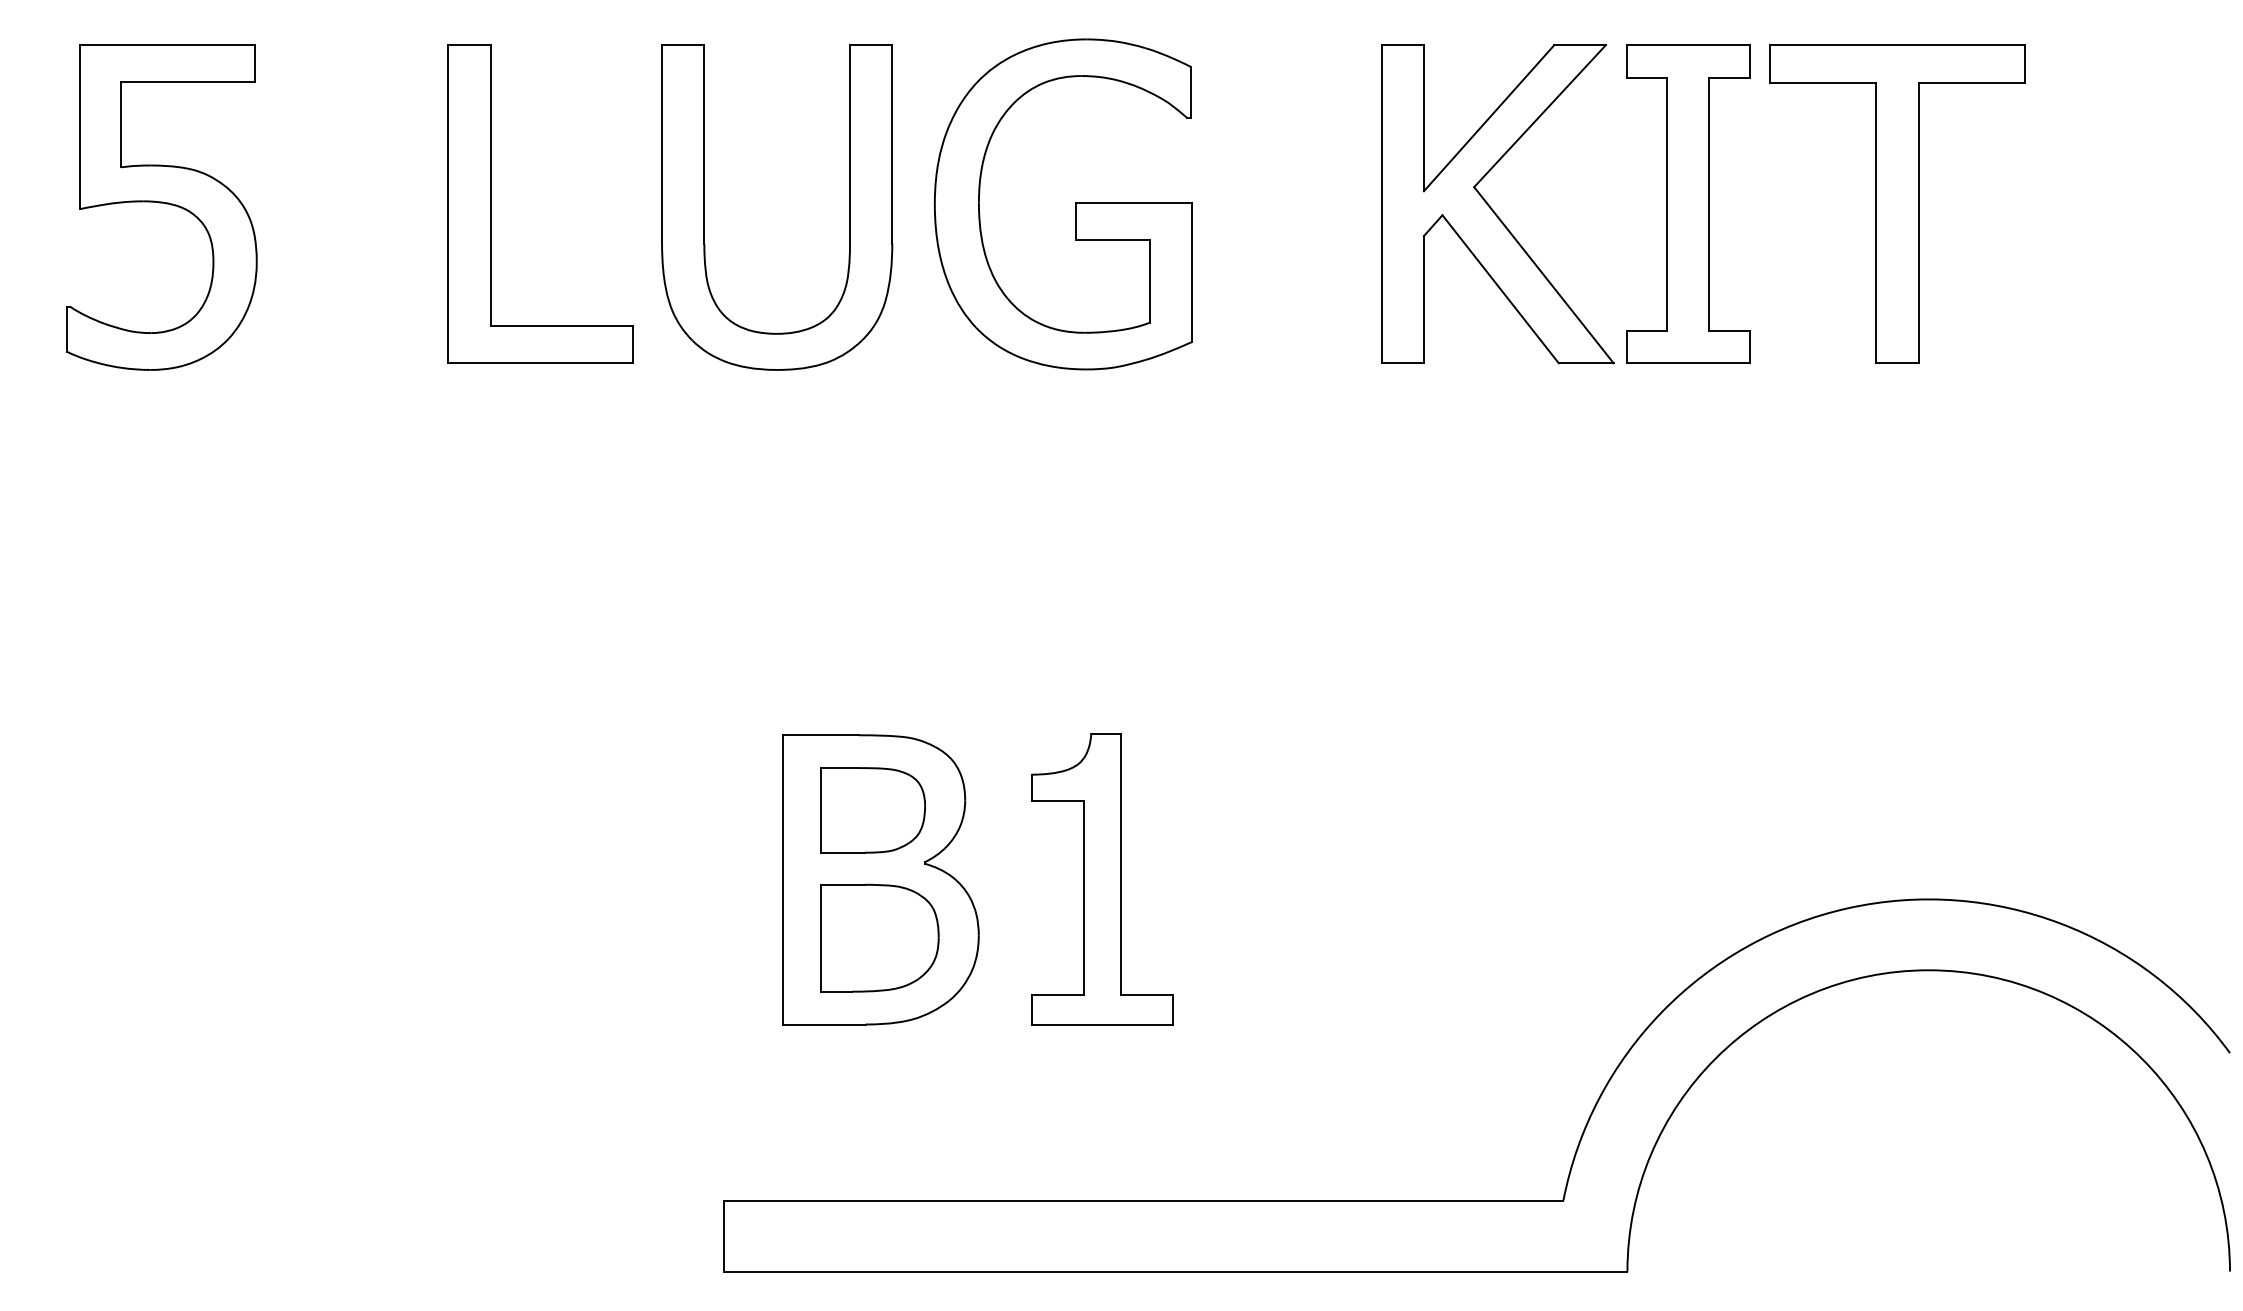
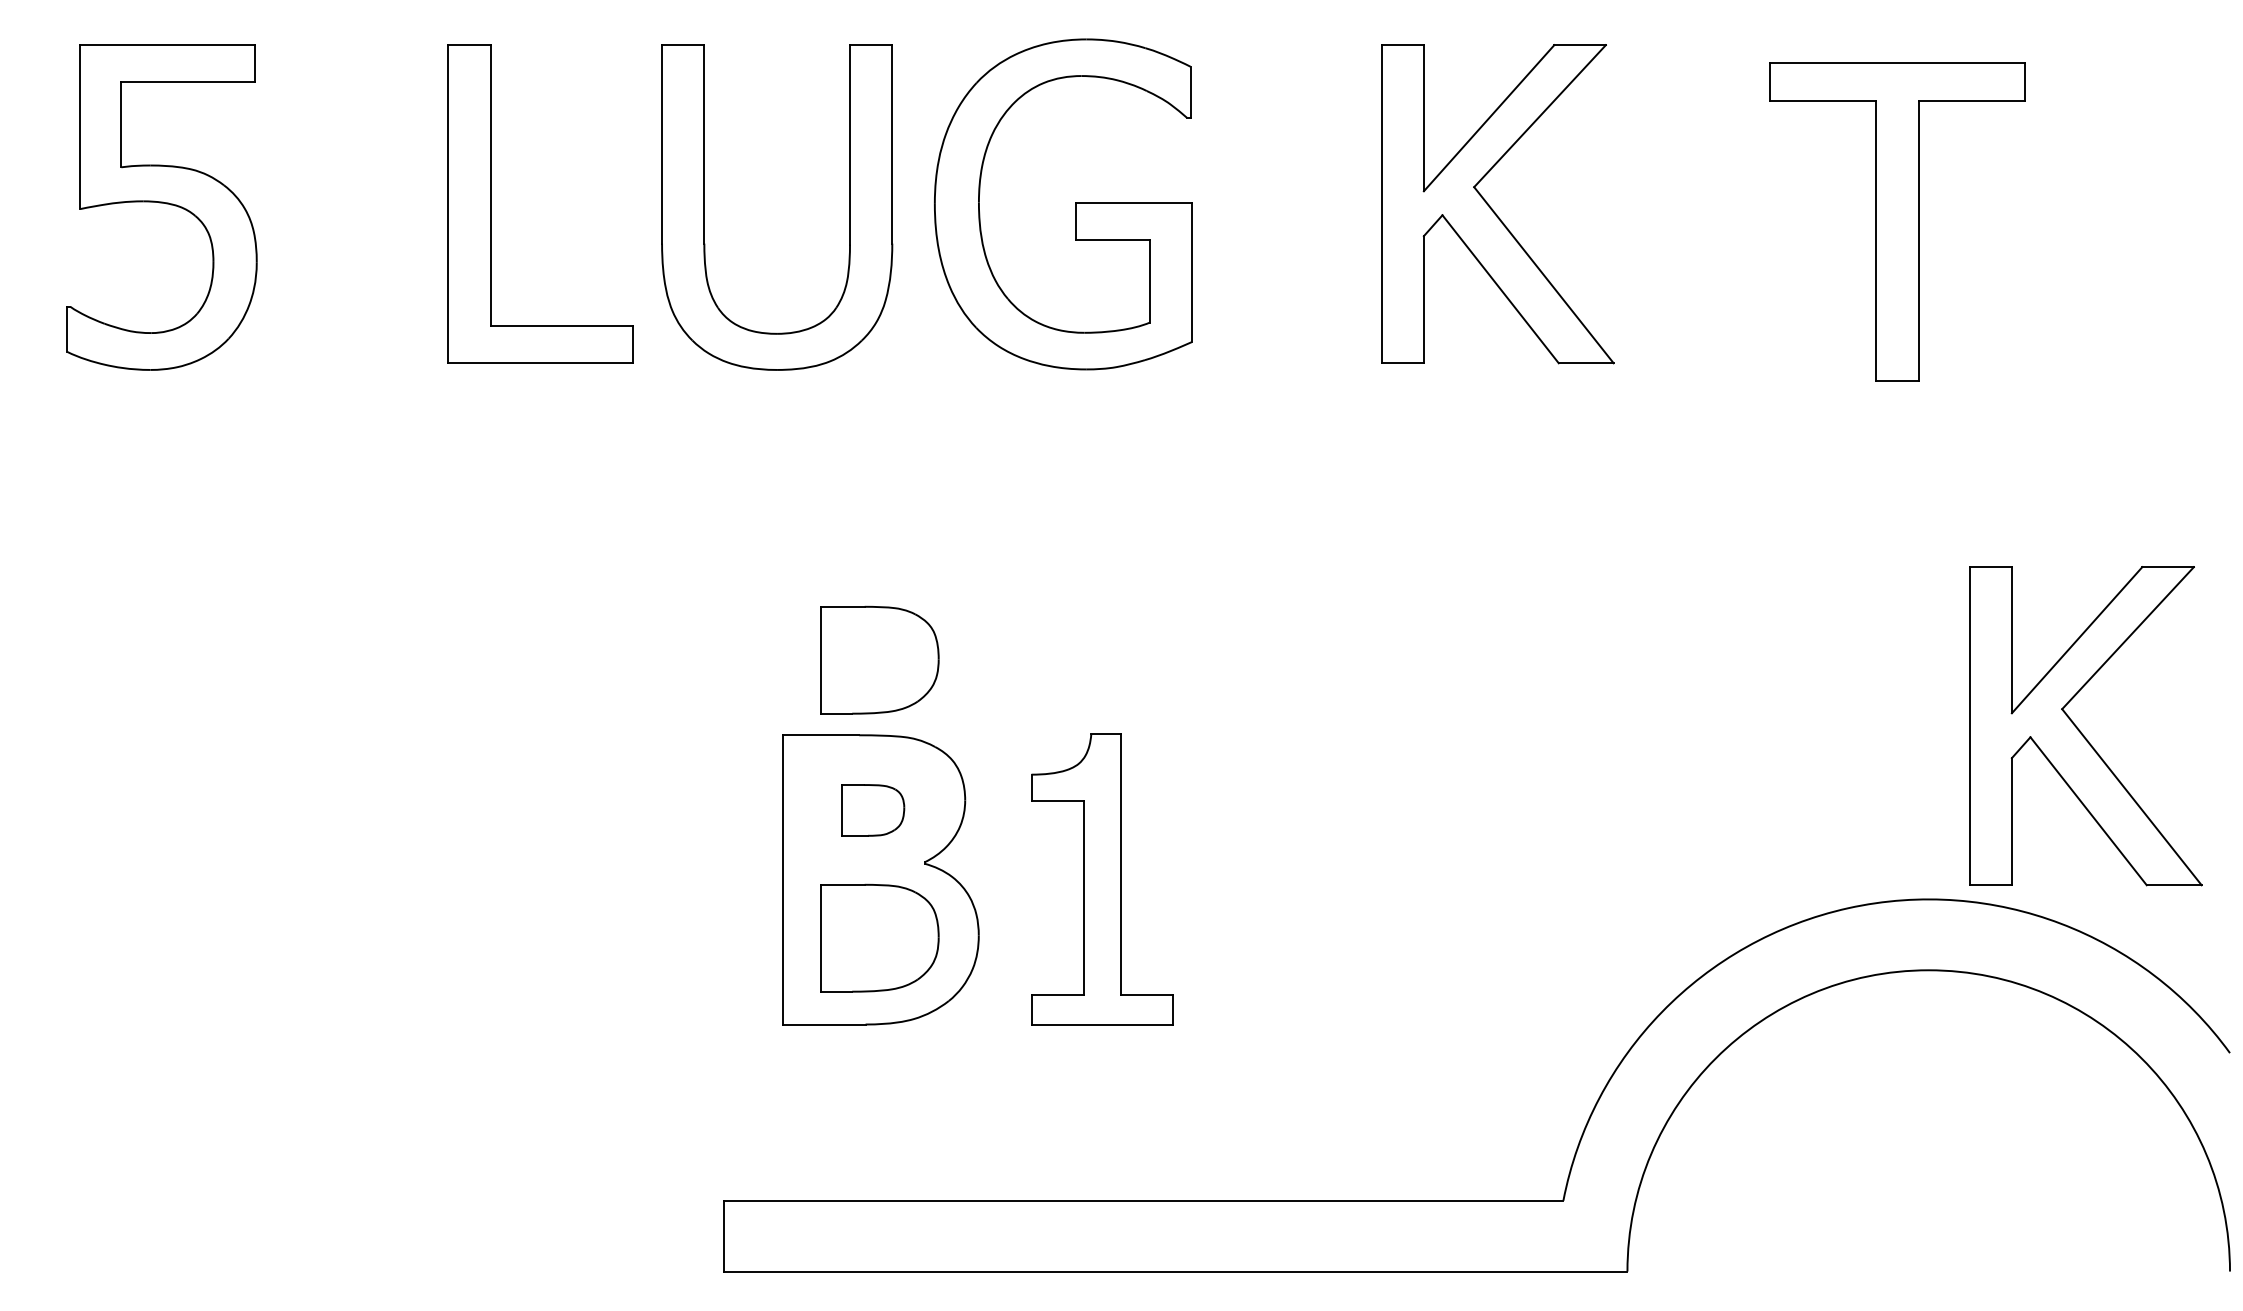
part: present -> none (1688, 203)
part position: (1897, 203) -> (1897, 221) (1897, 221)
part: none -> present (879, 659)
part: none -> present (2080, 730)
part size: 106x87 px -> 65x53 px (873, 810)
